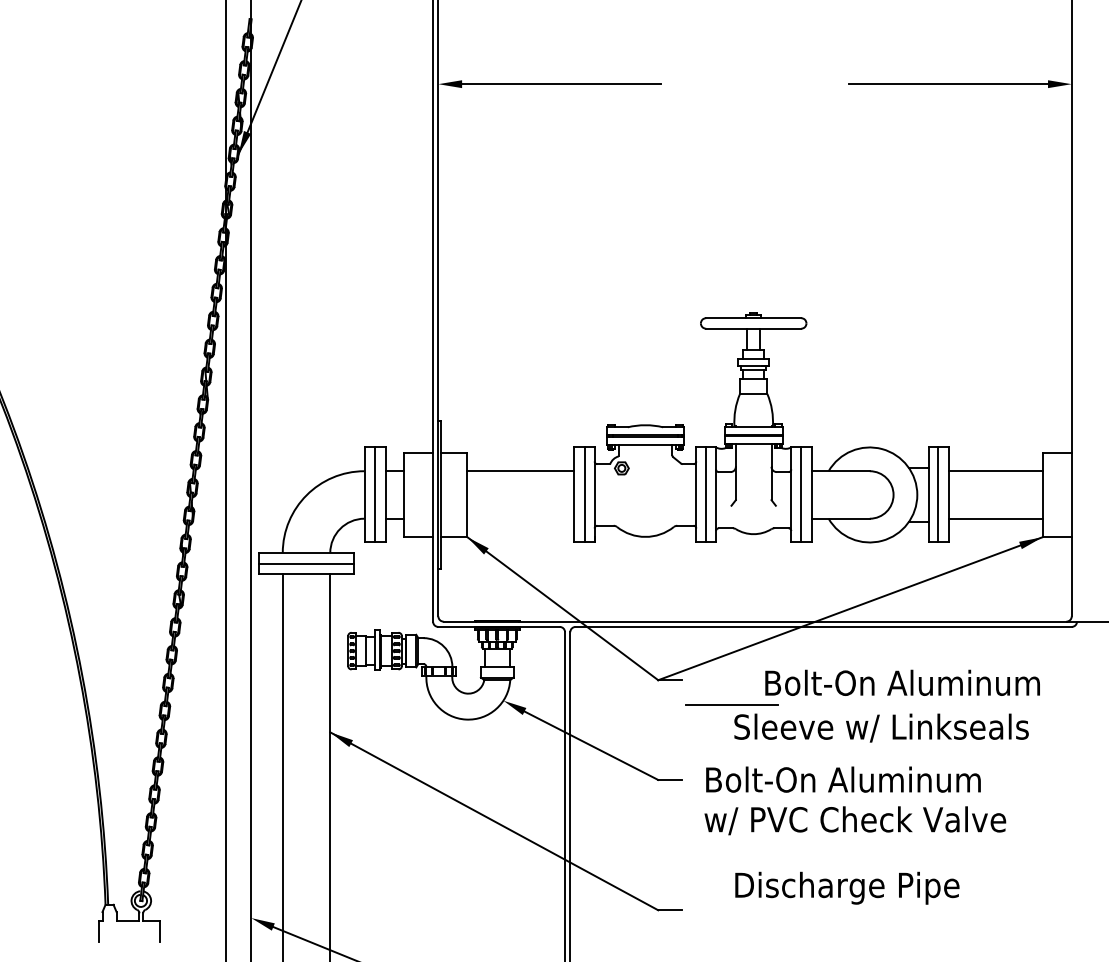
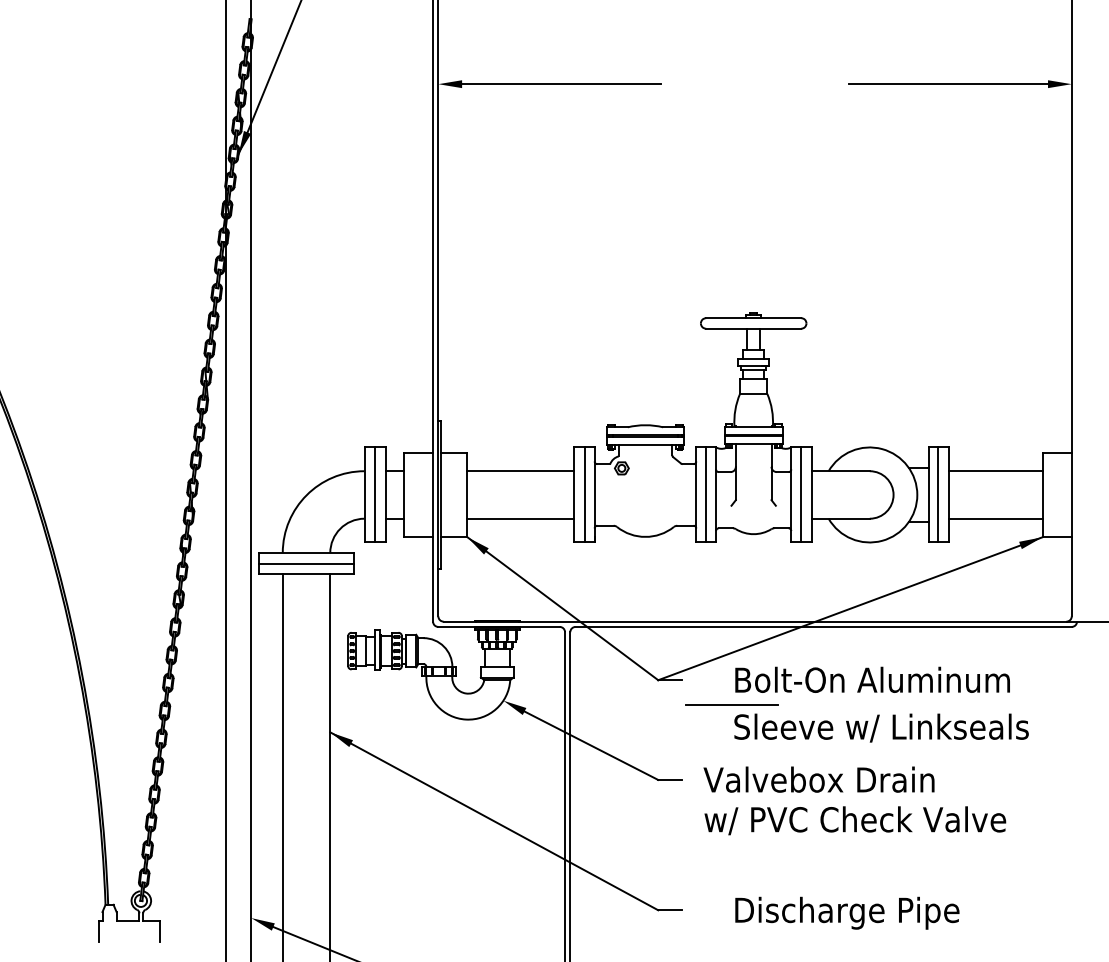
line: none -> present (520, 518)
text position: (902, 682) -> (872, 679) (872, 679)
text: Bolt-On Aluminum -> Valvebox Drain (841, 779)
text position: (847, 887) -> (847, 912) (847, 912)
